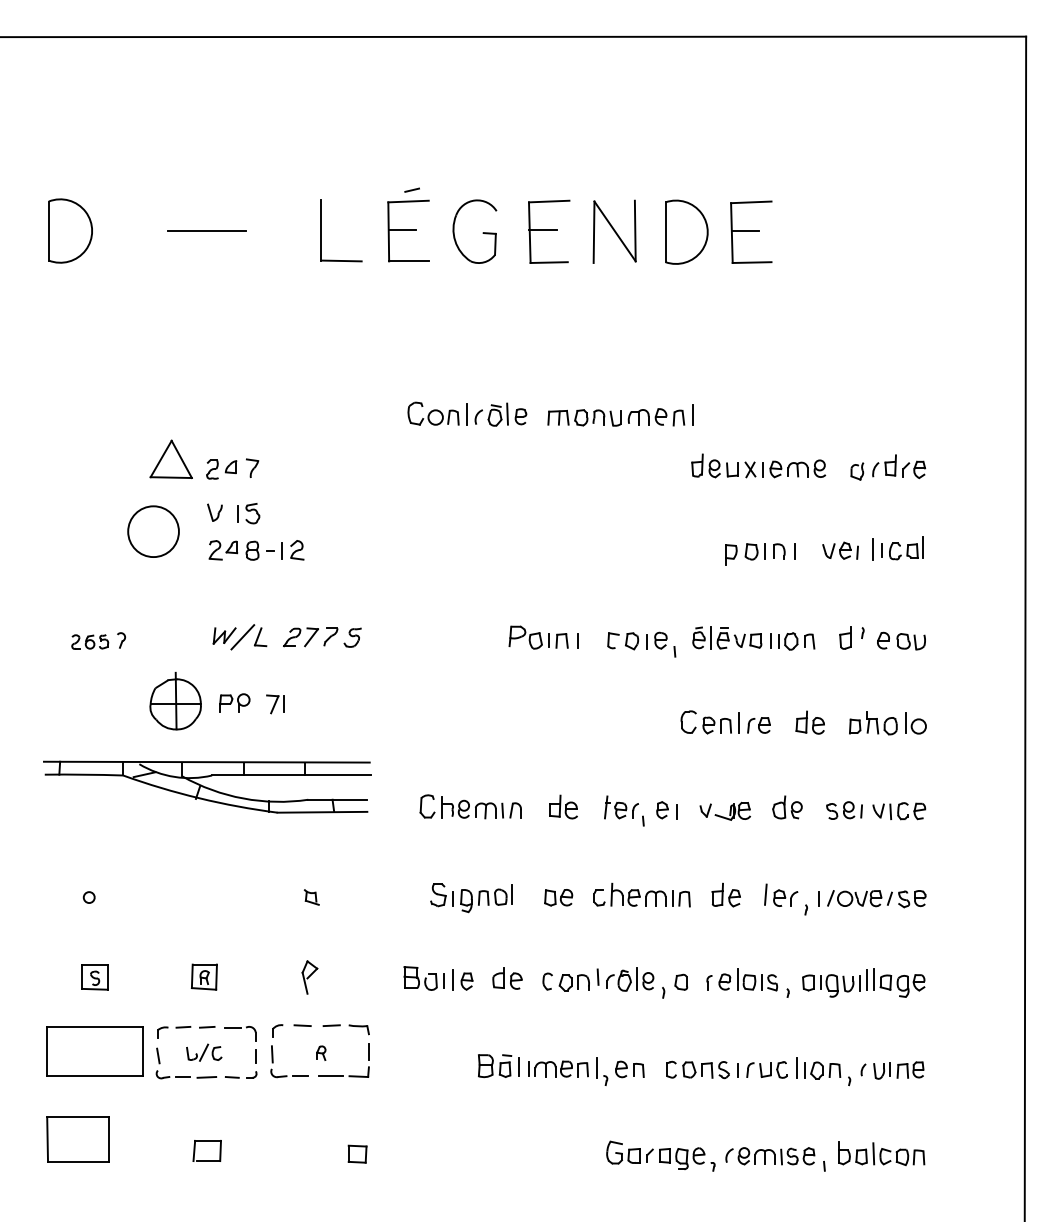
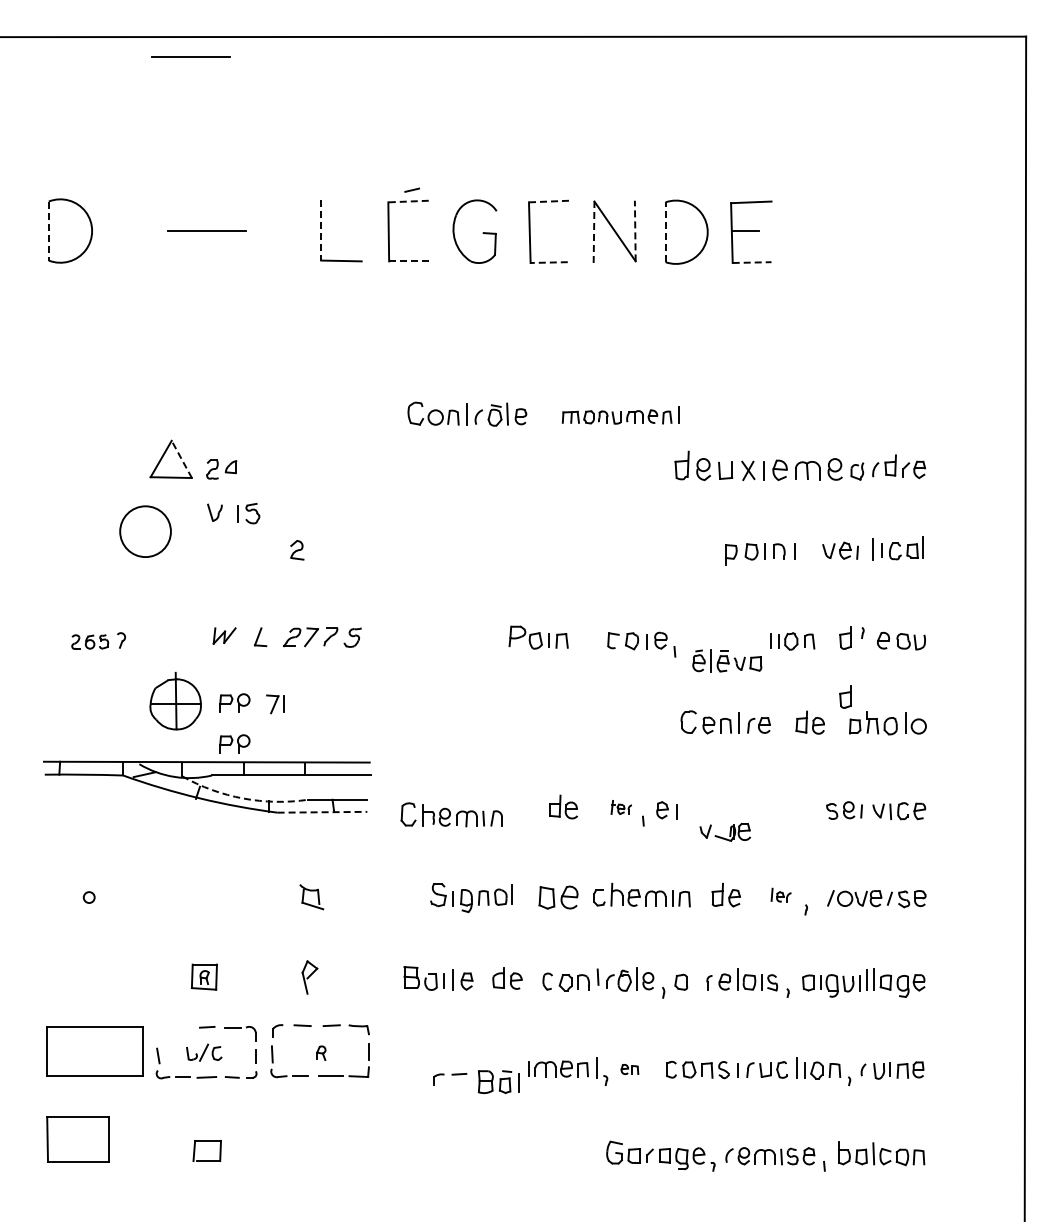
line: none -> present (190, 56)
line: solid -> dashed (408, 201)
line: solid -> dashed (549, 201)
line: present -> none (402, 229)
line: present -> none (542, 229)
line: solid -> dashed (321, 230)
line: solid -> dashed (635, 230)
line: solid -> dashed (48, 231)
line: solid -> dashed (594, 232)
line: solid -> dashed (665, 232)
line: solid -> dashed (408, 261)
line: solid -> dashed (549, 262)
line: solid -> dashed (752, 262)
part size: 147x23 px -> 119x19 px (620, 415)
line: solid -> dashed (181, 459)
part size: 136x26 px -> 169x32 px (758, 465)
part: present -> none (252, 467)
circle position: (153, 531) -> (145, 531) (145, 531)
part: present -> none (245, 550)
line: present -> none (242, 637)
part position: (727, 637) -> (727, 660) (727, 660)
line: present -> none (577, 640)
part: none -> present (845, 696)
part: none -> present (234, 743)
arc: solid -> dashed (243, 798)
part position: (470, 806) -> (451, 814) (451, 814)
part size: 35x25 px -> 22x15 px (620, 807)
part: present -> none (787, 807)
part position: (724, 810) -> (724, 831) (724, 831)
line: solid -> dashed (322, 812)
part size: 35x24 px -> 22x16 px (780, 894)
part size: 17x17 px -> 26x27 px (311, 897)
part size: 30x18 px -> 41x25 px (558, 897)
line: present -> none (818, 898)
part: present -> none (94, 977)
part position: (174, 1032) -> (450, 1079) (450, 1079)
part position: (498, 1066) -> (498, 1082) (498, 1082)
part size: 30x19 px -> 20x11 px (629, 1069)
part: present -> none (357, 1153)
